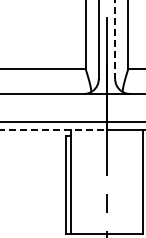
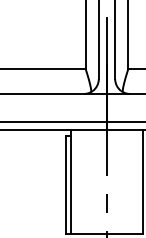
line: dashed -> solid (115, 40)
line: dashed -> solid (54, 129)
